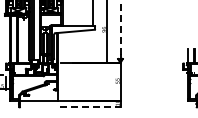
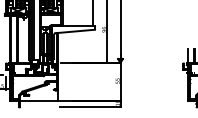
line: dashed -> solid (120, 29)
line: dashed -> solid (90, 107)
